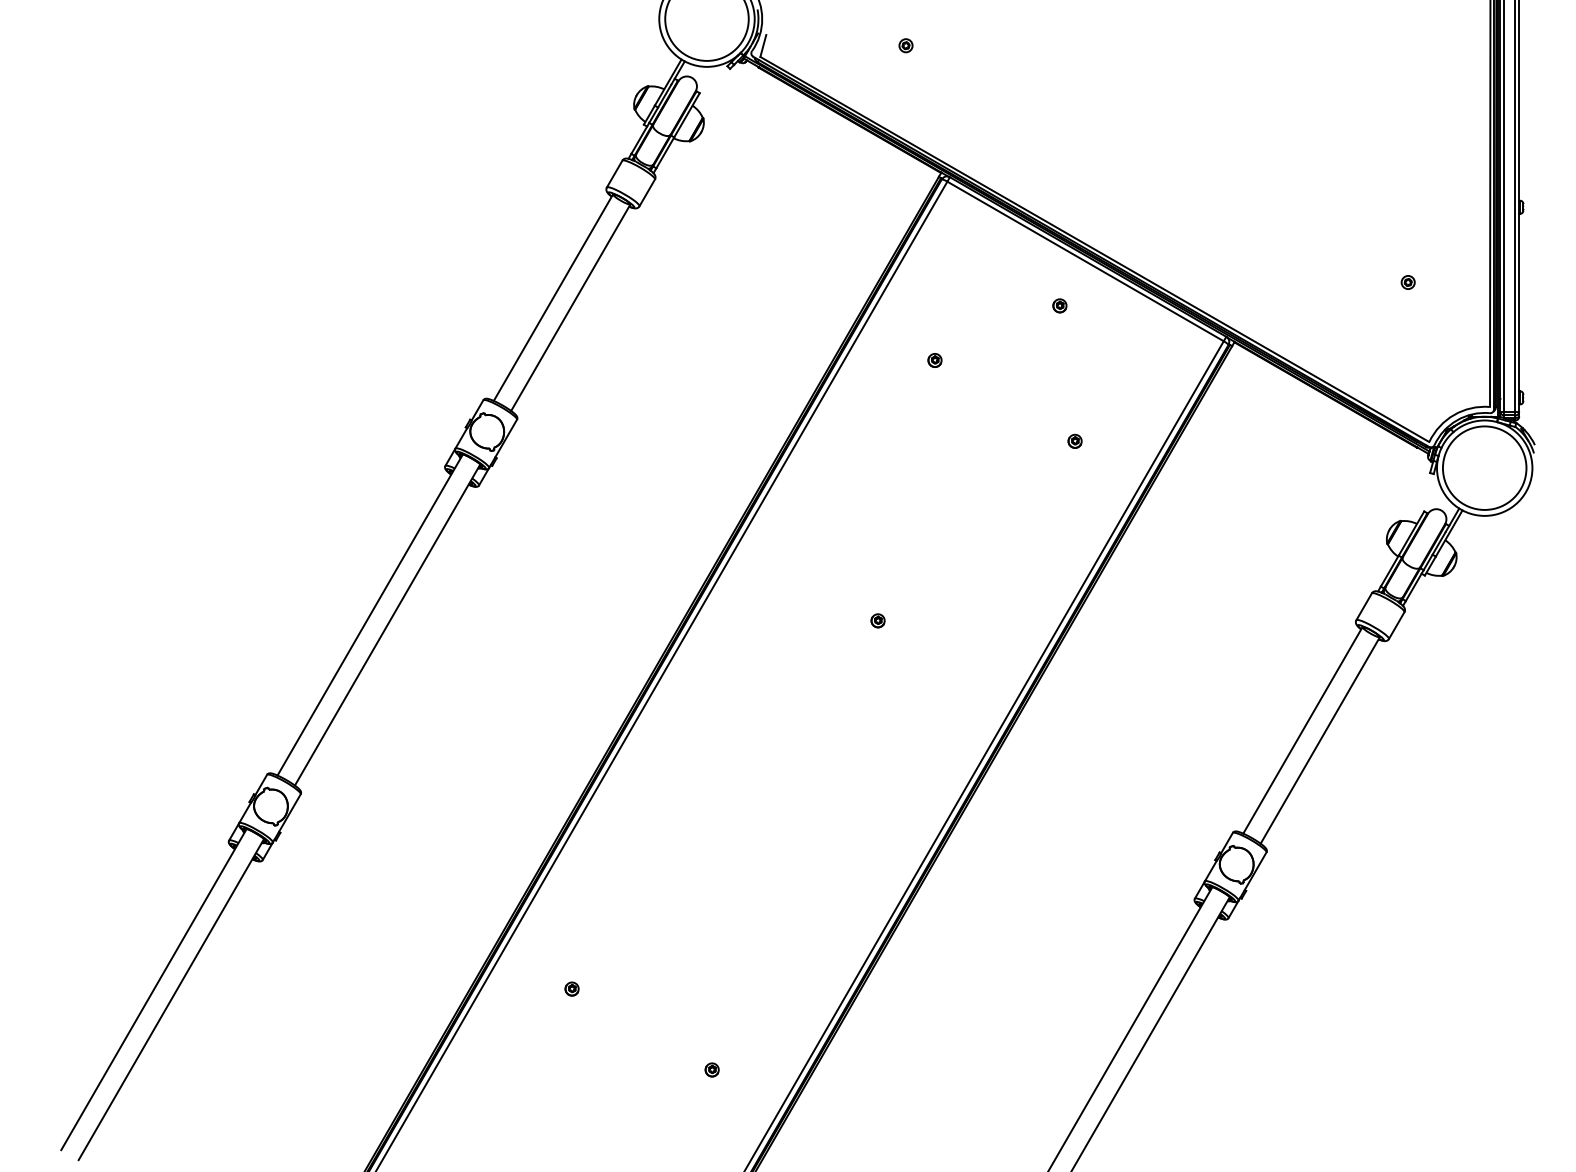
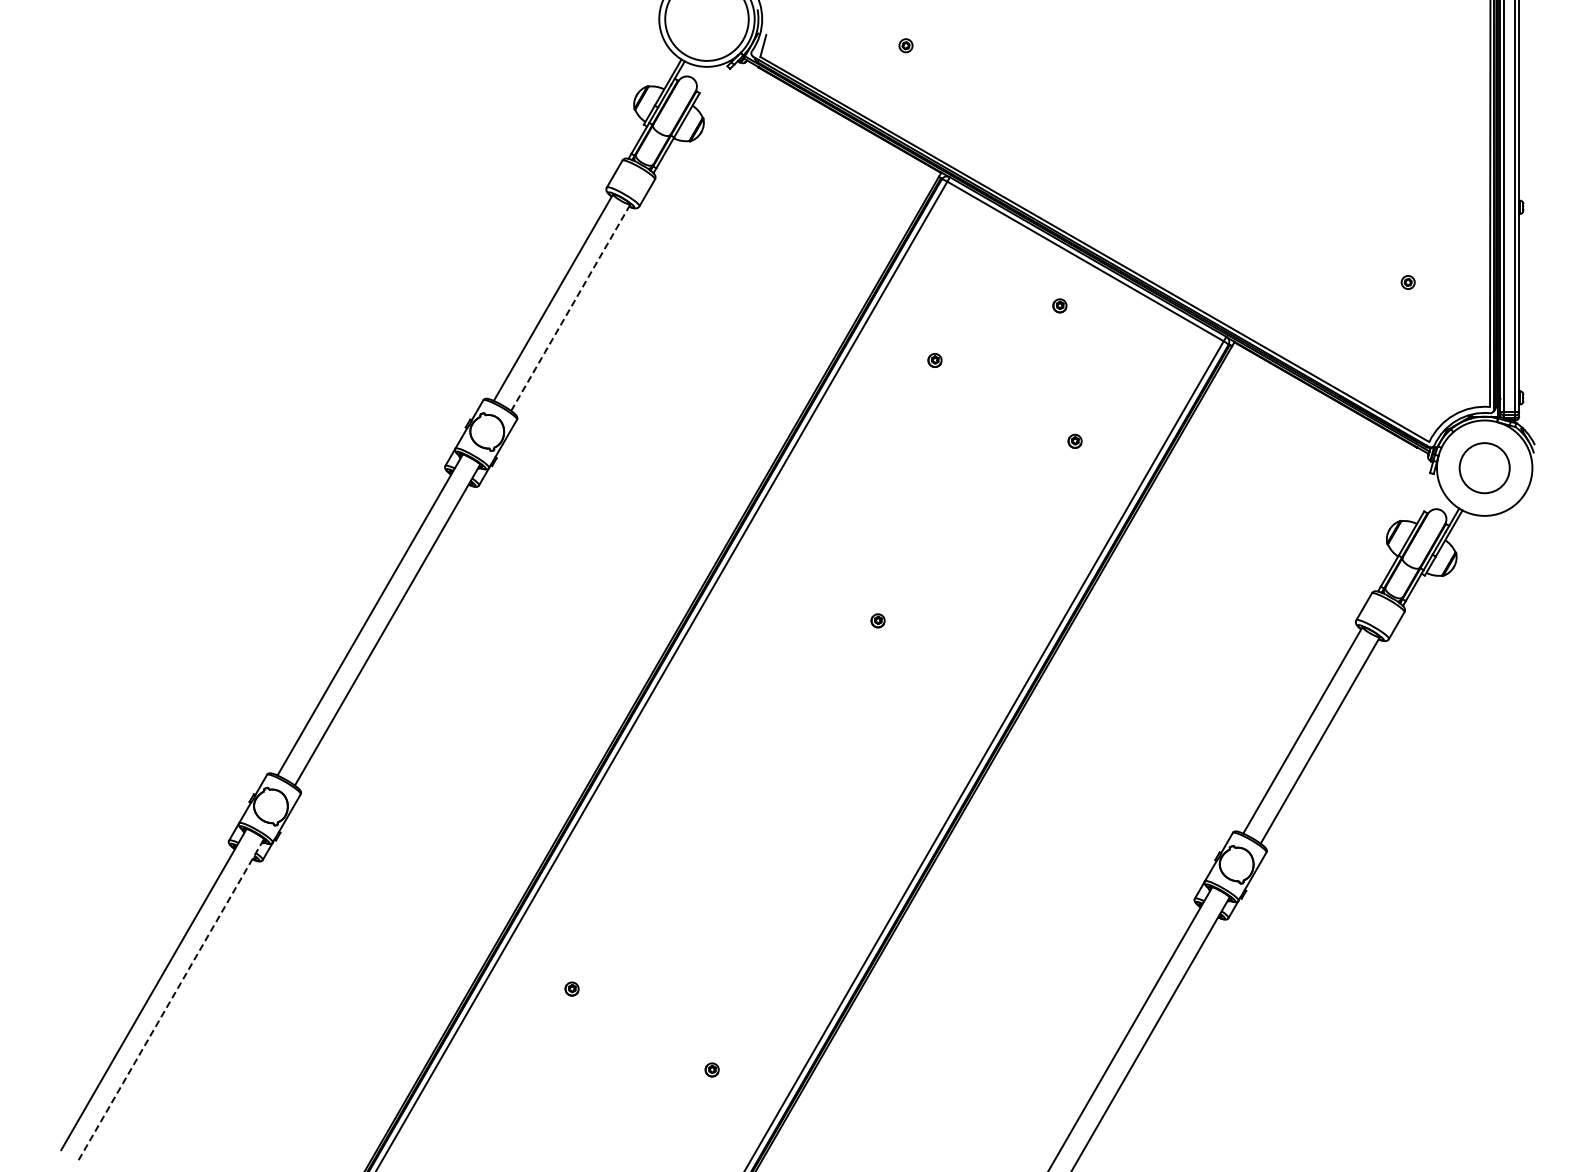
line: solid -> dashed (571, 307)
circle diameter: 84 px -> 50 px (1484, 468)
line: solid -> dashed (171, 999)
